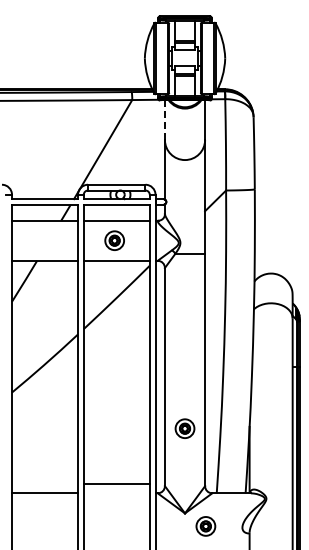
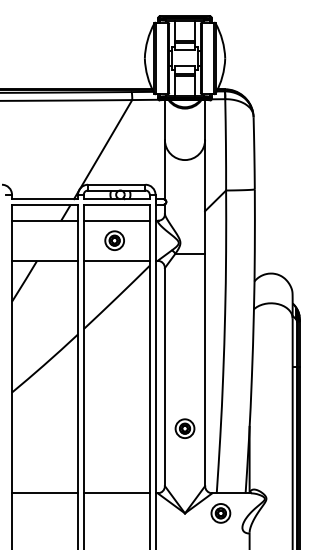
line: dashed -> solid (164, 120)
line position: (116, 484) -> (116, 493) (116, 493)
part position: (205, 526) -> (220, 513) (220, 513)
